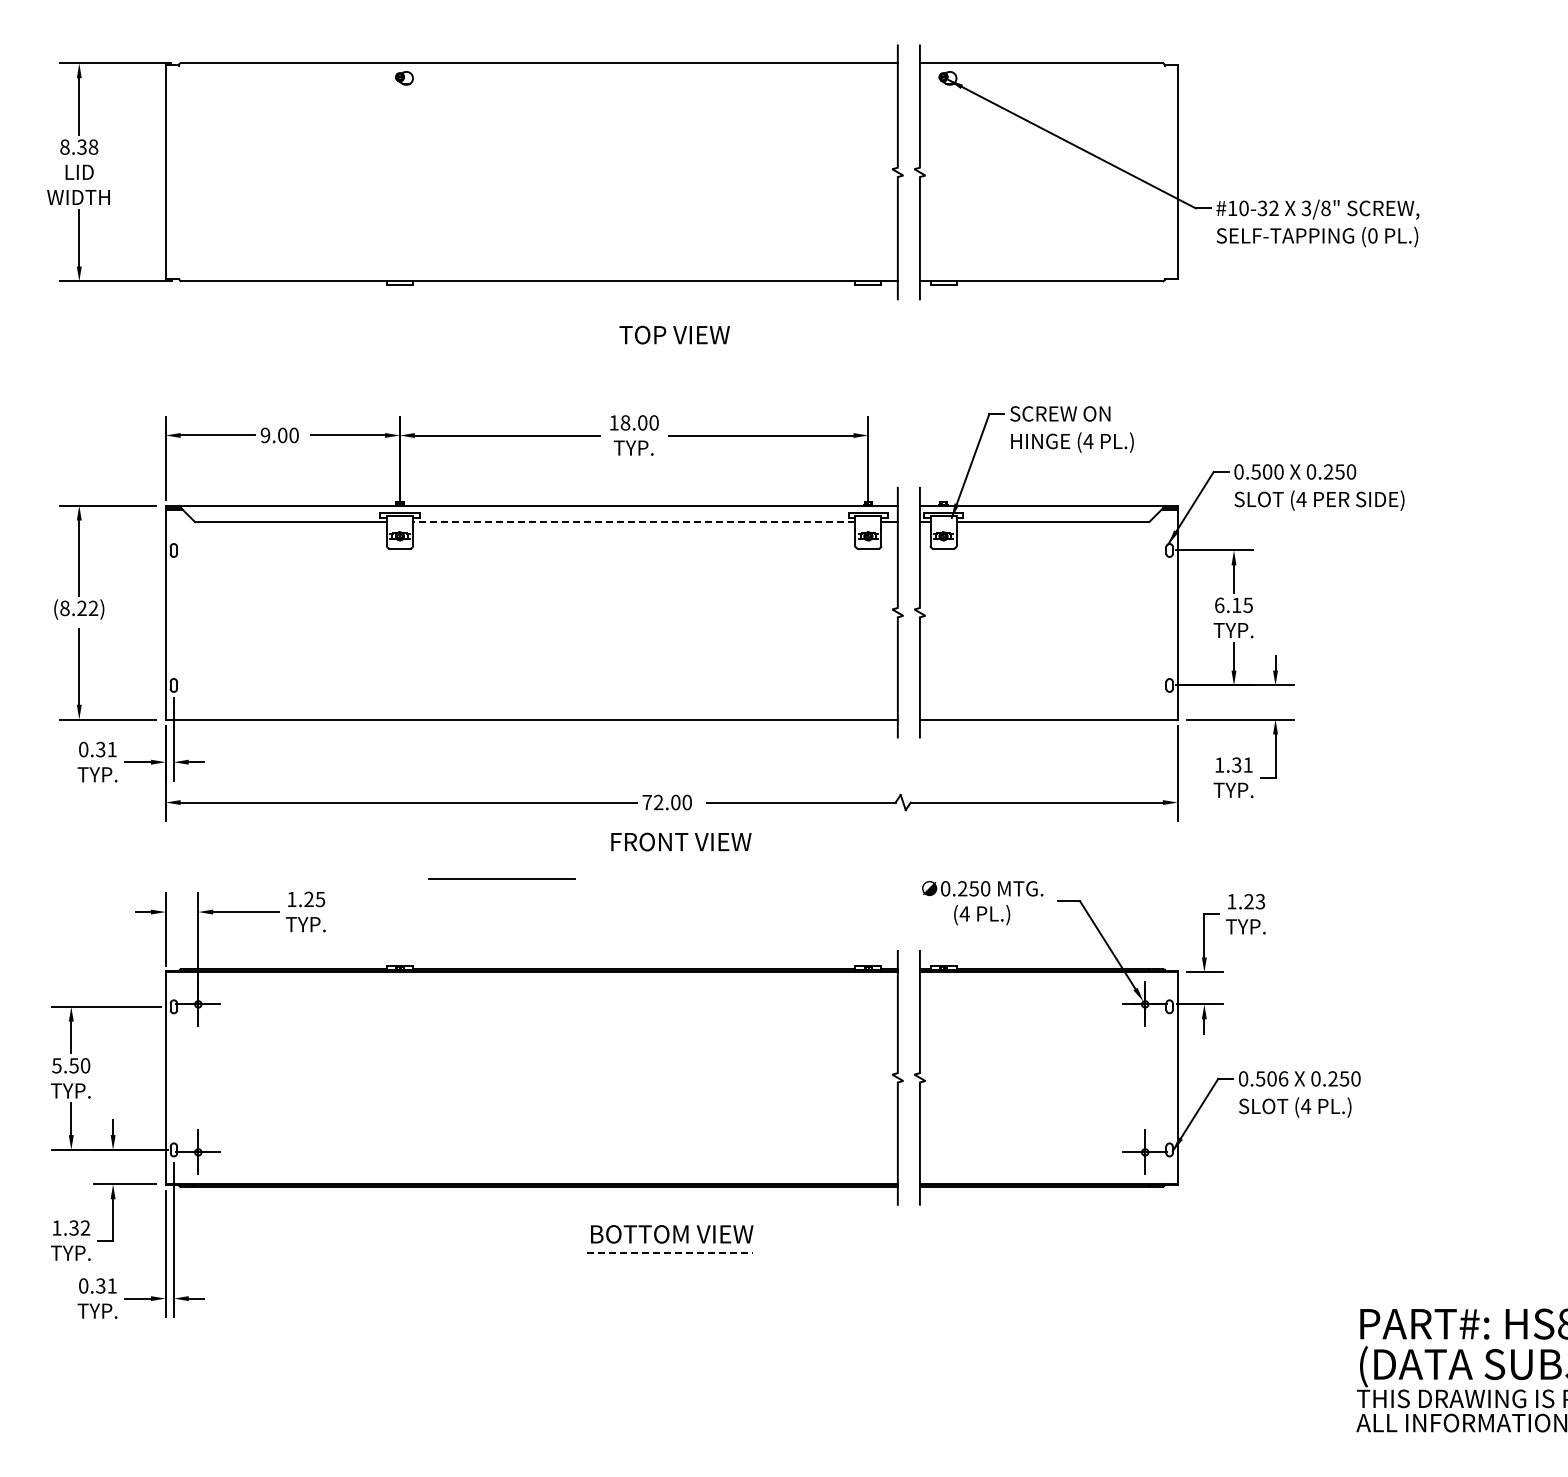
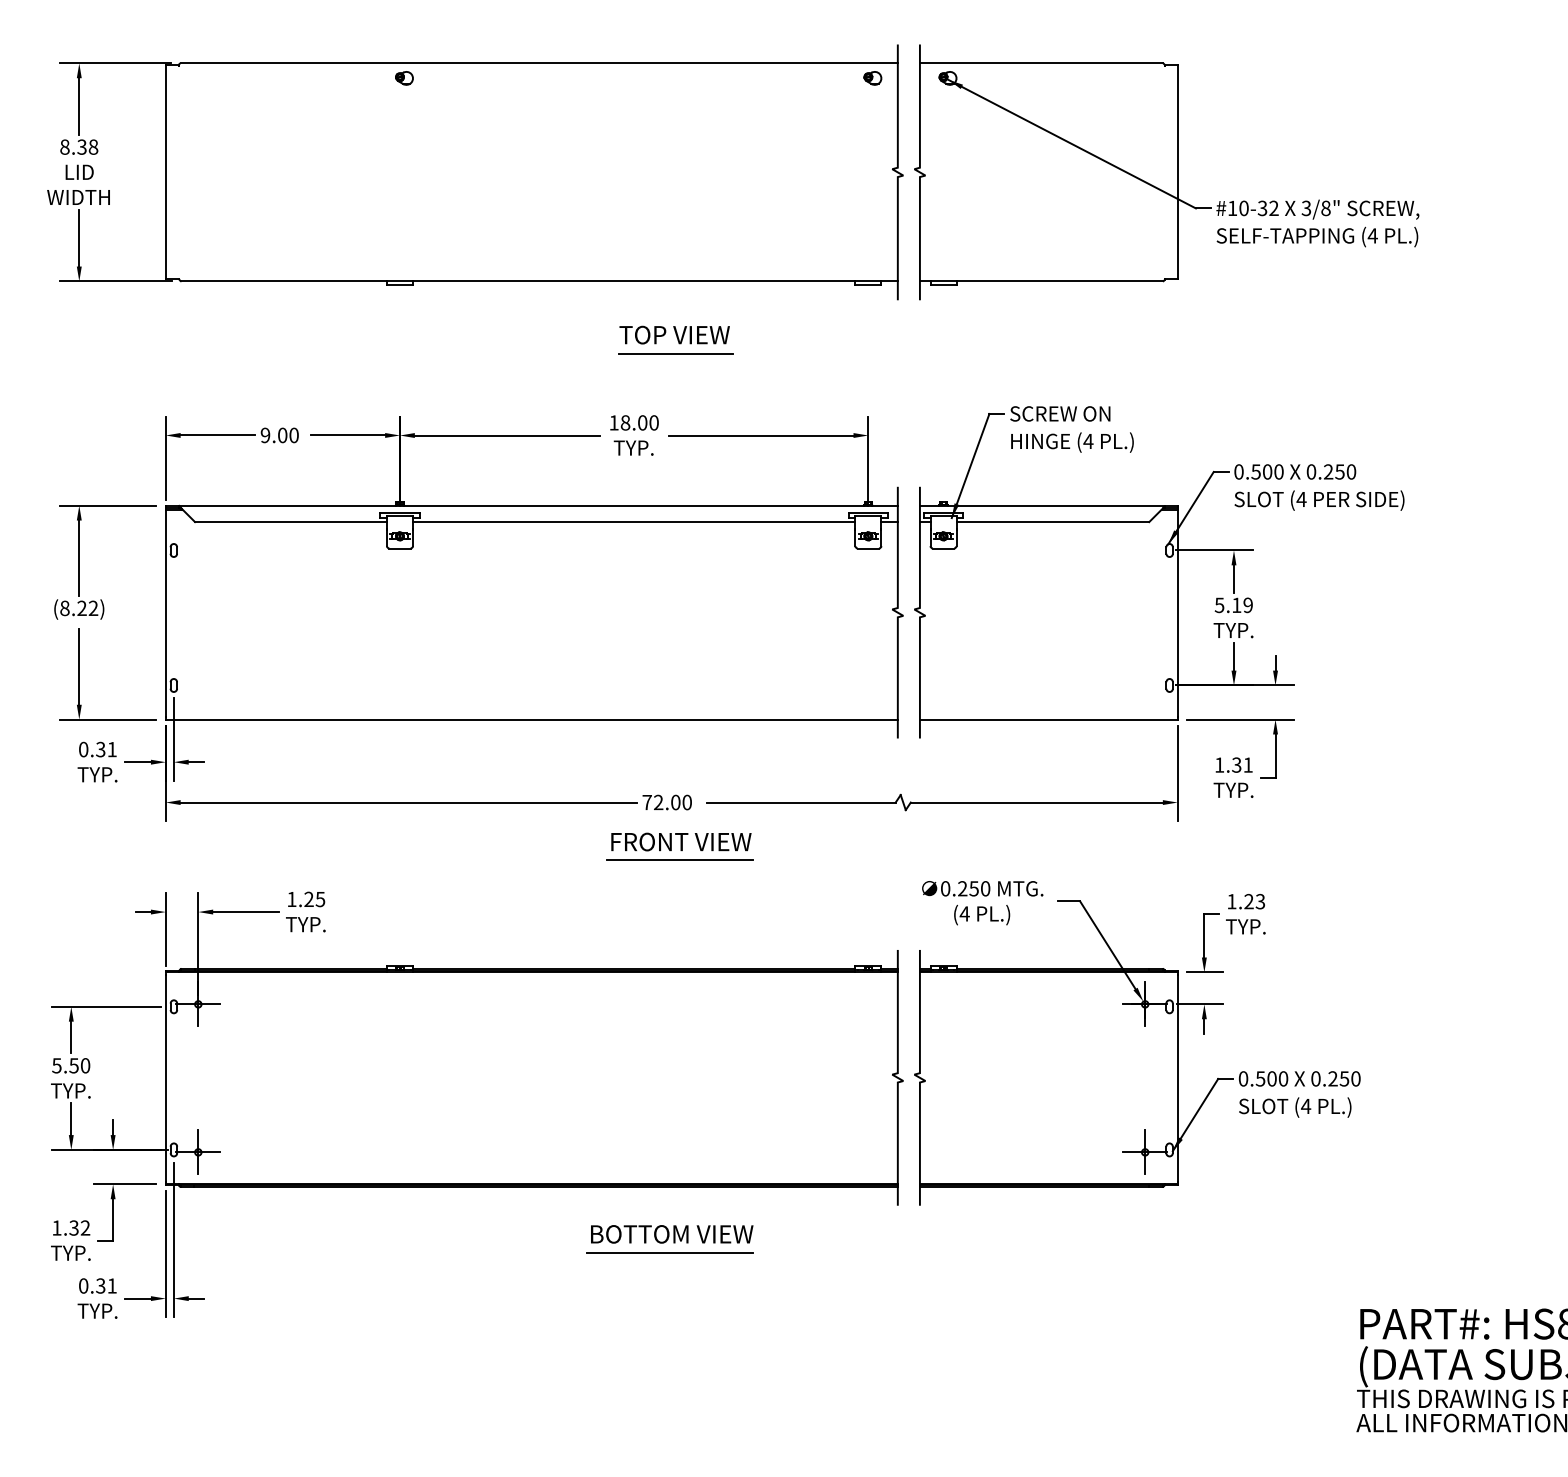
part: none -> present (872, 78)
text: (0 -> (4 (1372, 235)
line: none -> present (675, 353)
line: dashed -> solid (633, 522)
text: 6.15 -> 5.19 (1233, 605)
line position: (501, 878) -> (679, 859) (679, 859)
text: 0.506 -> 0.500 (1283, 1078)
line: dashed -> solid (670, 1252)
